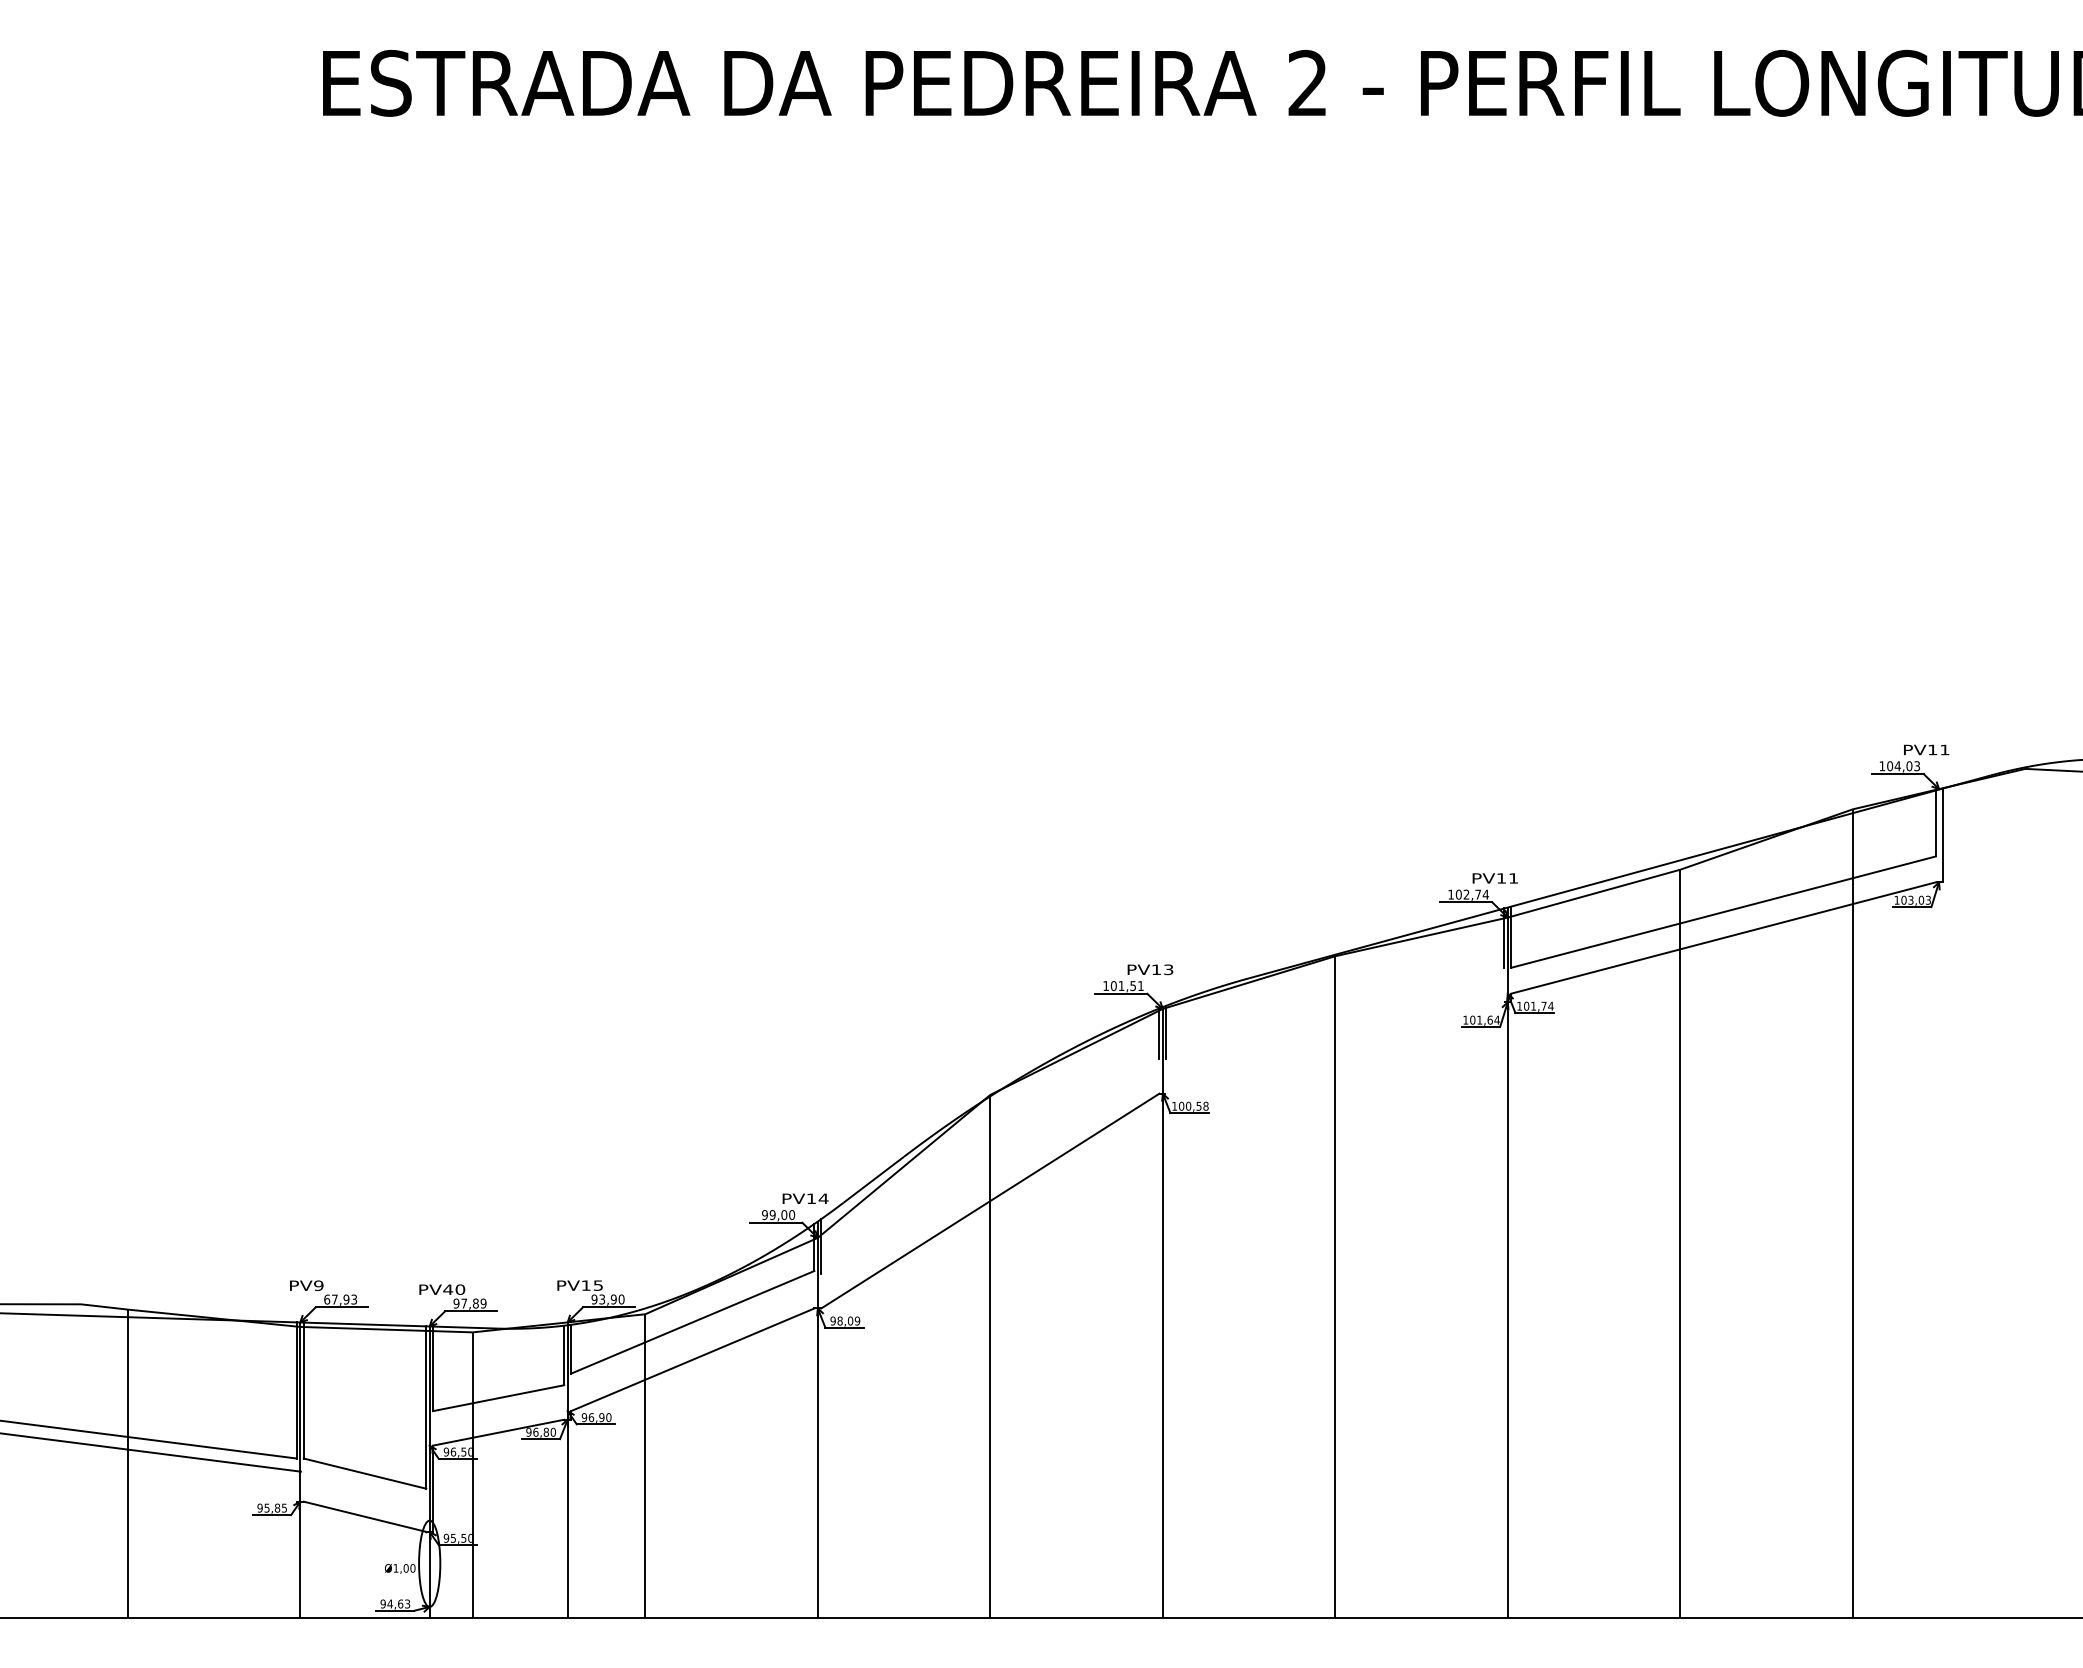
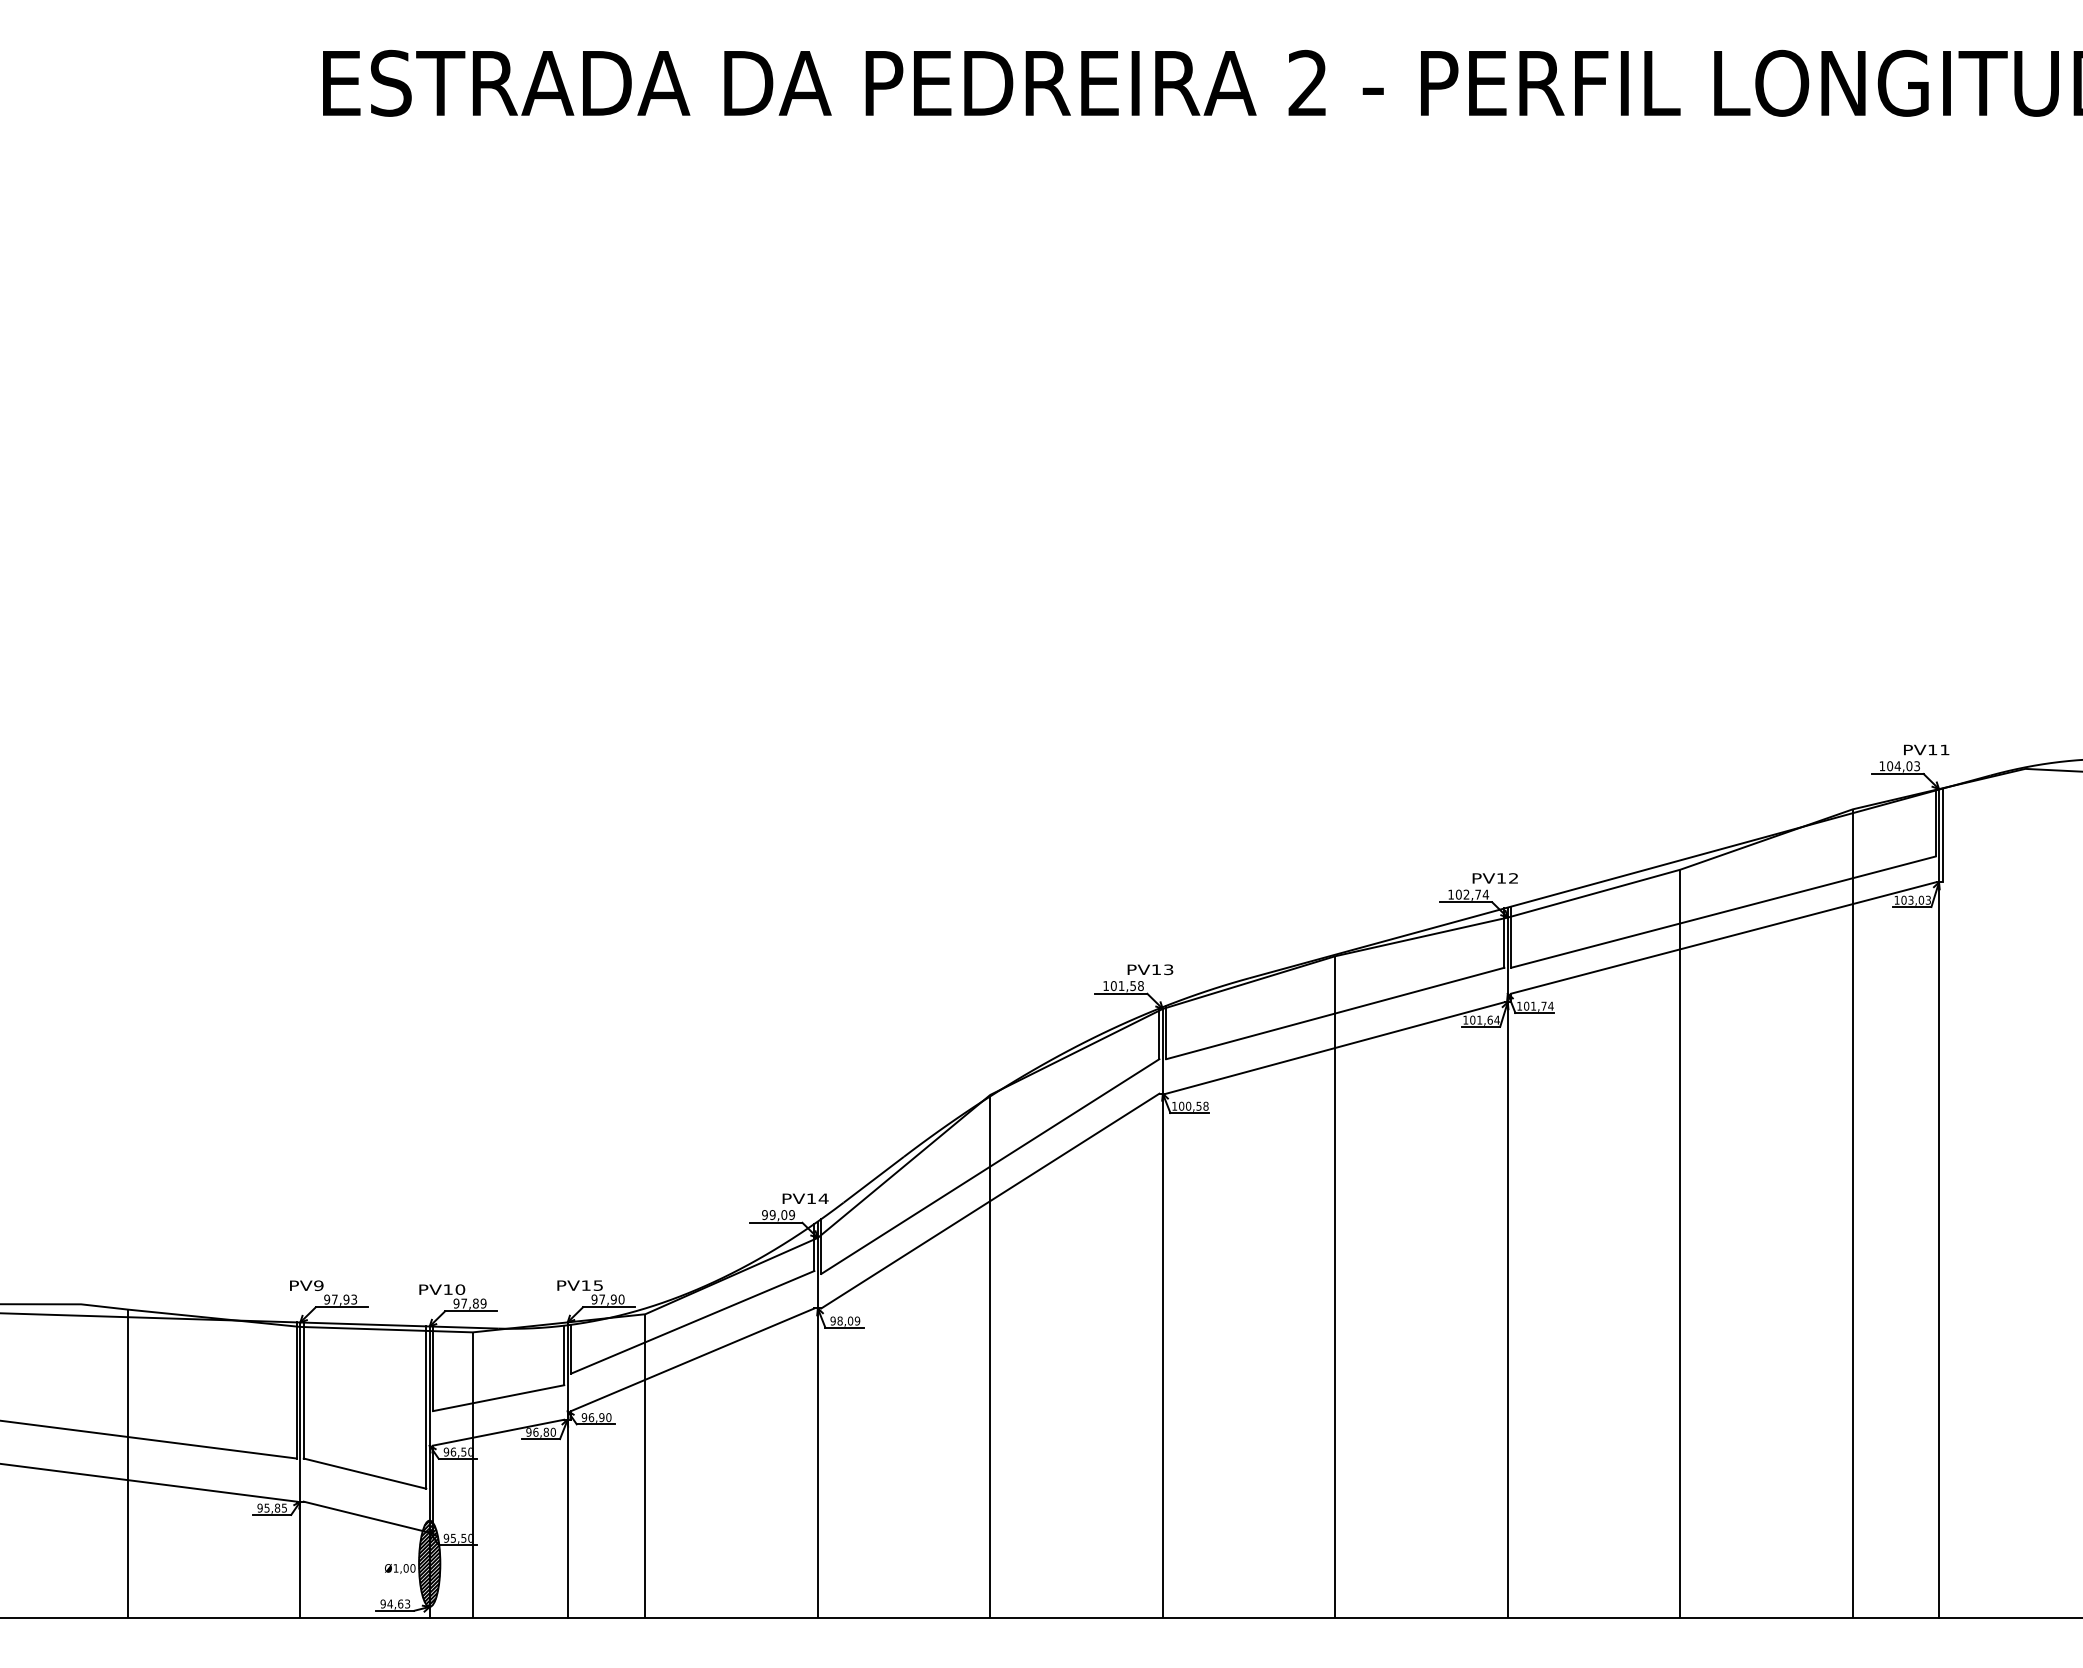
text: PV11 -> PV12 (1513, 878)
text: 101,51 -> 101,58 (1140, 985)
line: none -> present (1335, 1013)
line: none -> present (1335, 1047)
line: none -> present (990, 1166)
line: none -> present (1939, 1203)
text: 99,00 -> 99,09 (791, 1214)
text: PV40 -> PV10 (448, 1289)
text: 67,93 -> 97,93 (327, 1299)
text: 93,90 -> 97,90 (602, 1299)
line position: (151, 1452) -> (149, 1482) (149, 1482)
hatch: none -> present (429, 1563)
